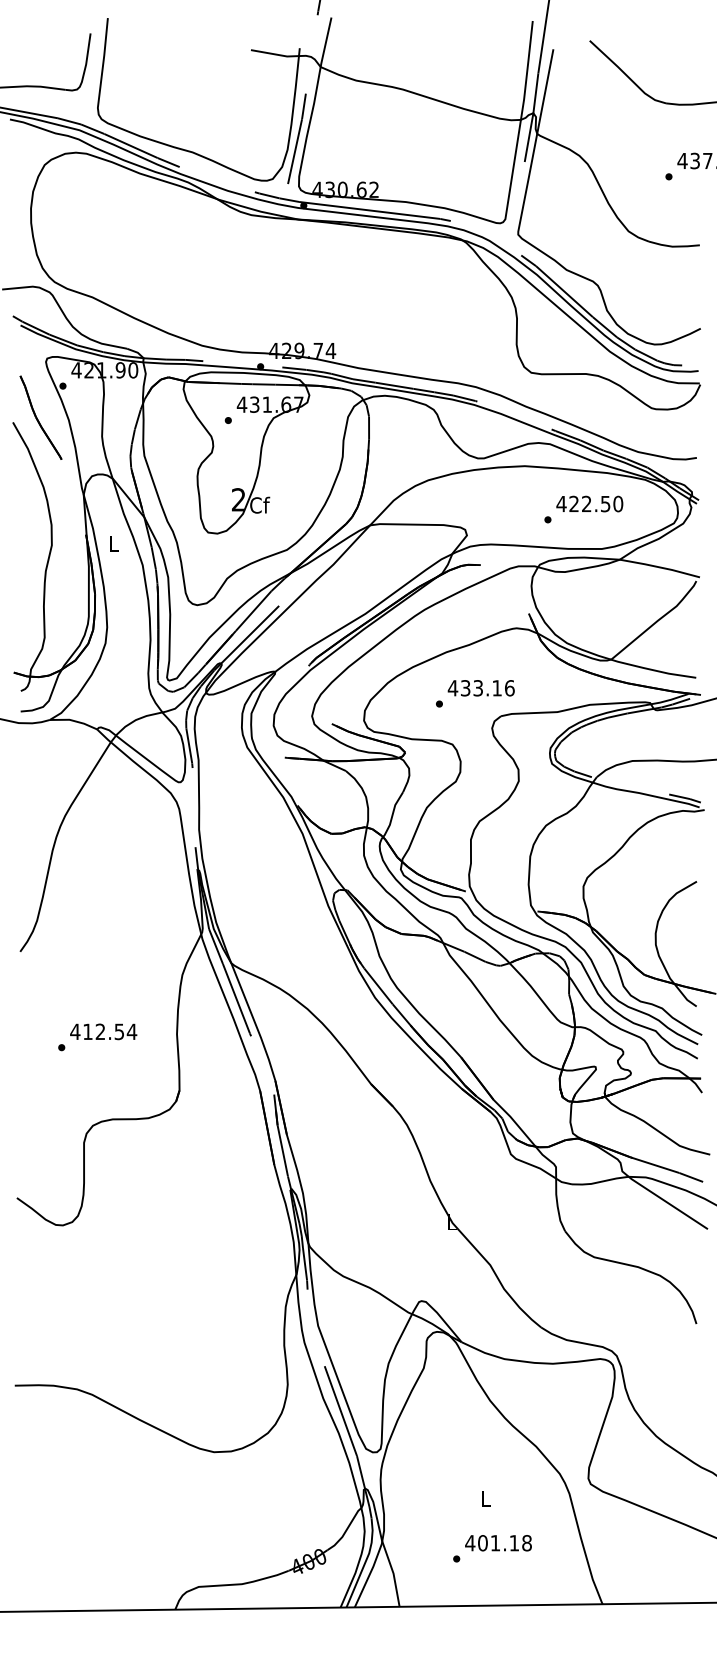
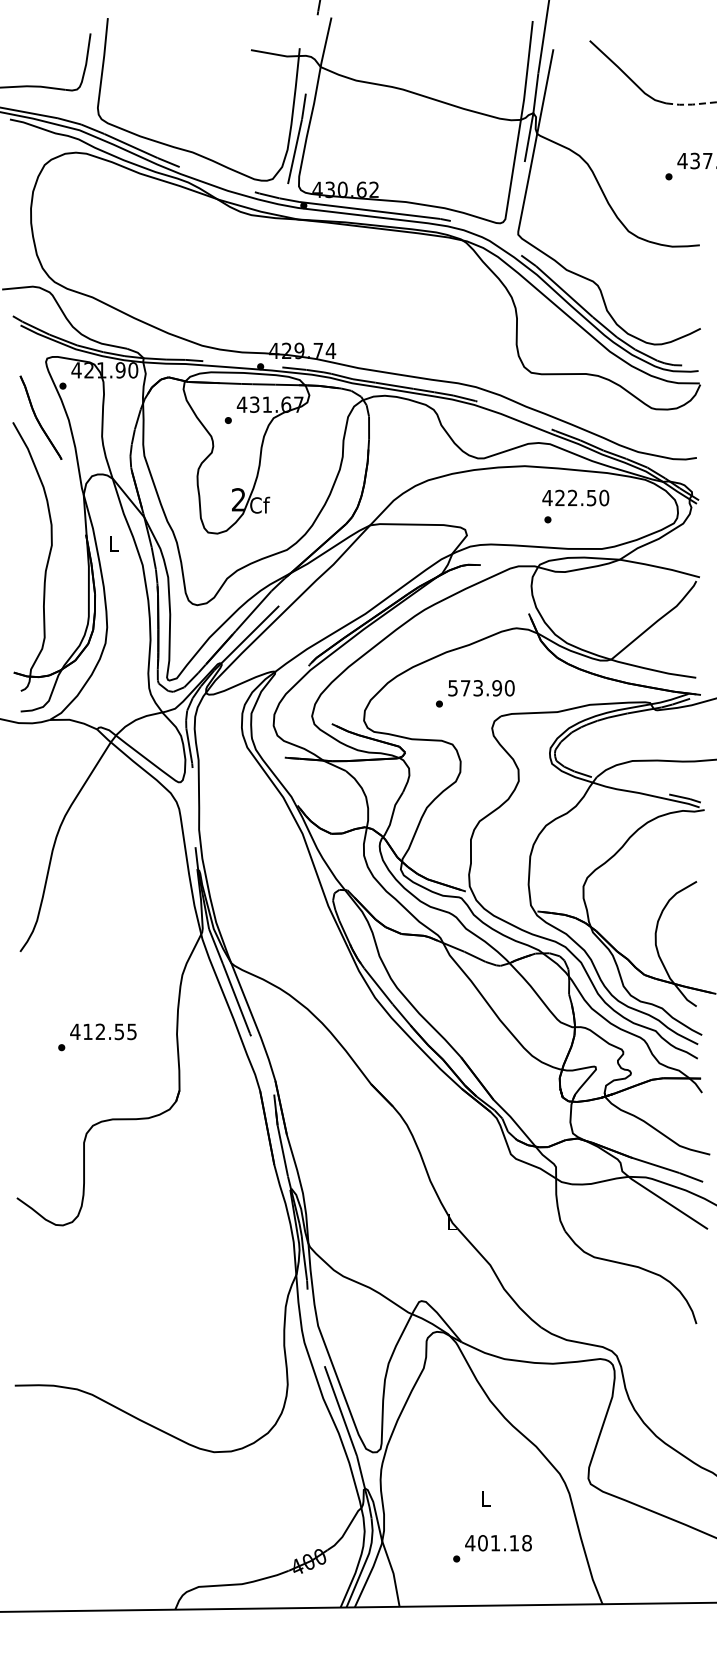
line: solid -> dashed (691, 104)
text position: (589, 503) -> (575, 497) (575, 497)
text: 433.16 -> 573.90 (480, 688)
text: 412.54 -> 412.55 (131, 1031)
